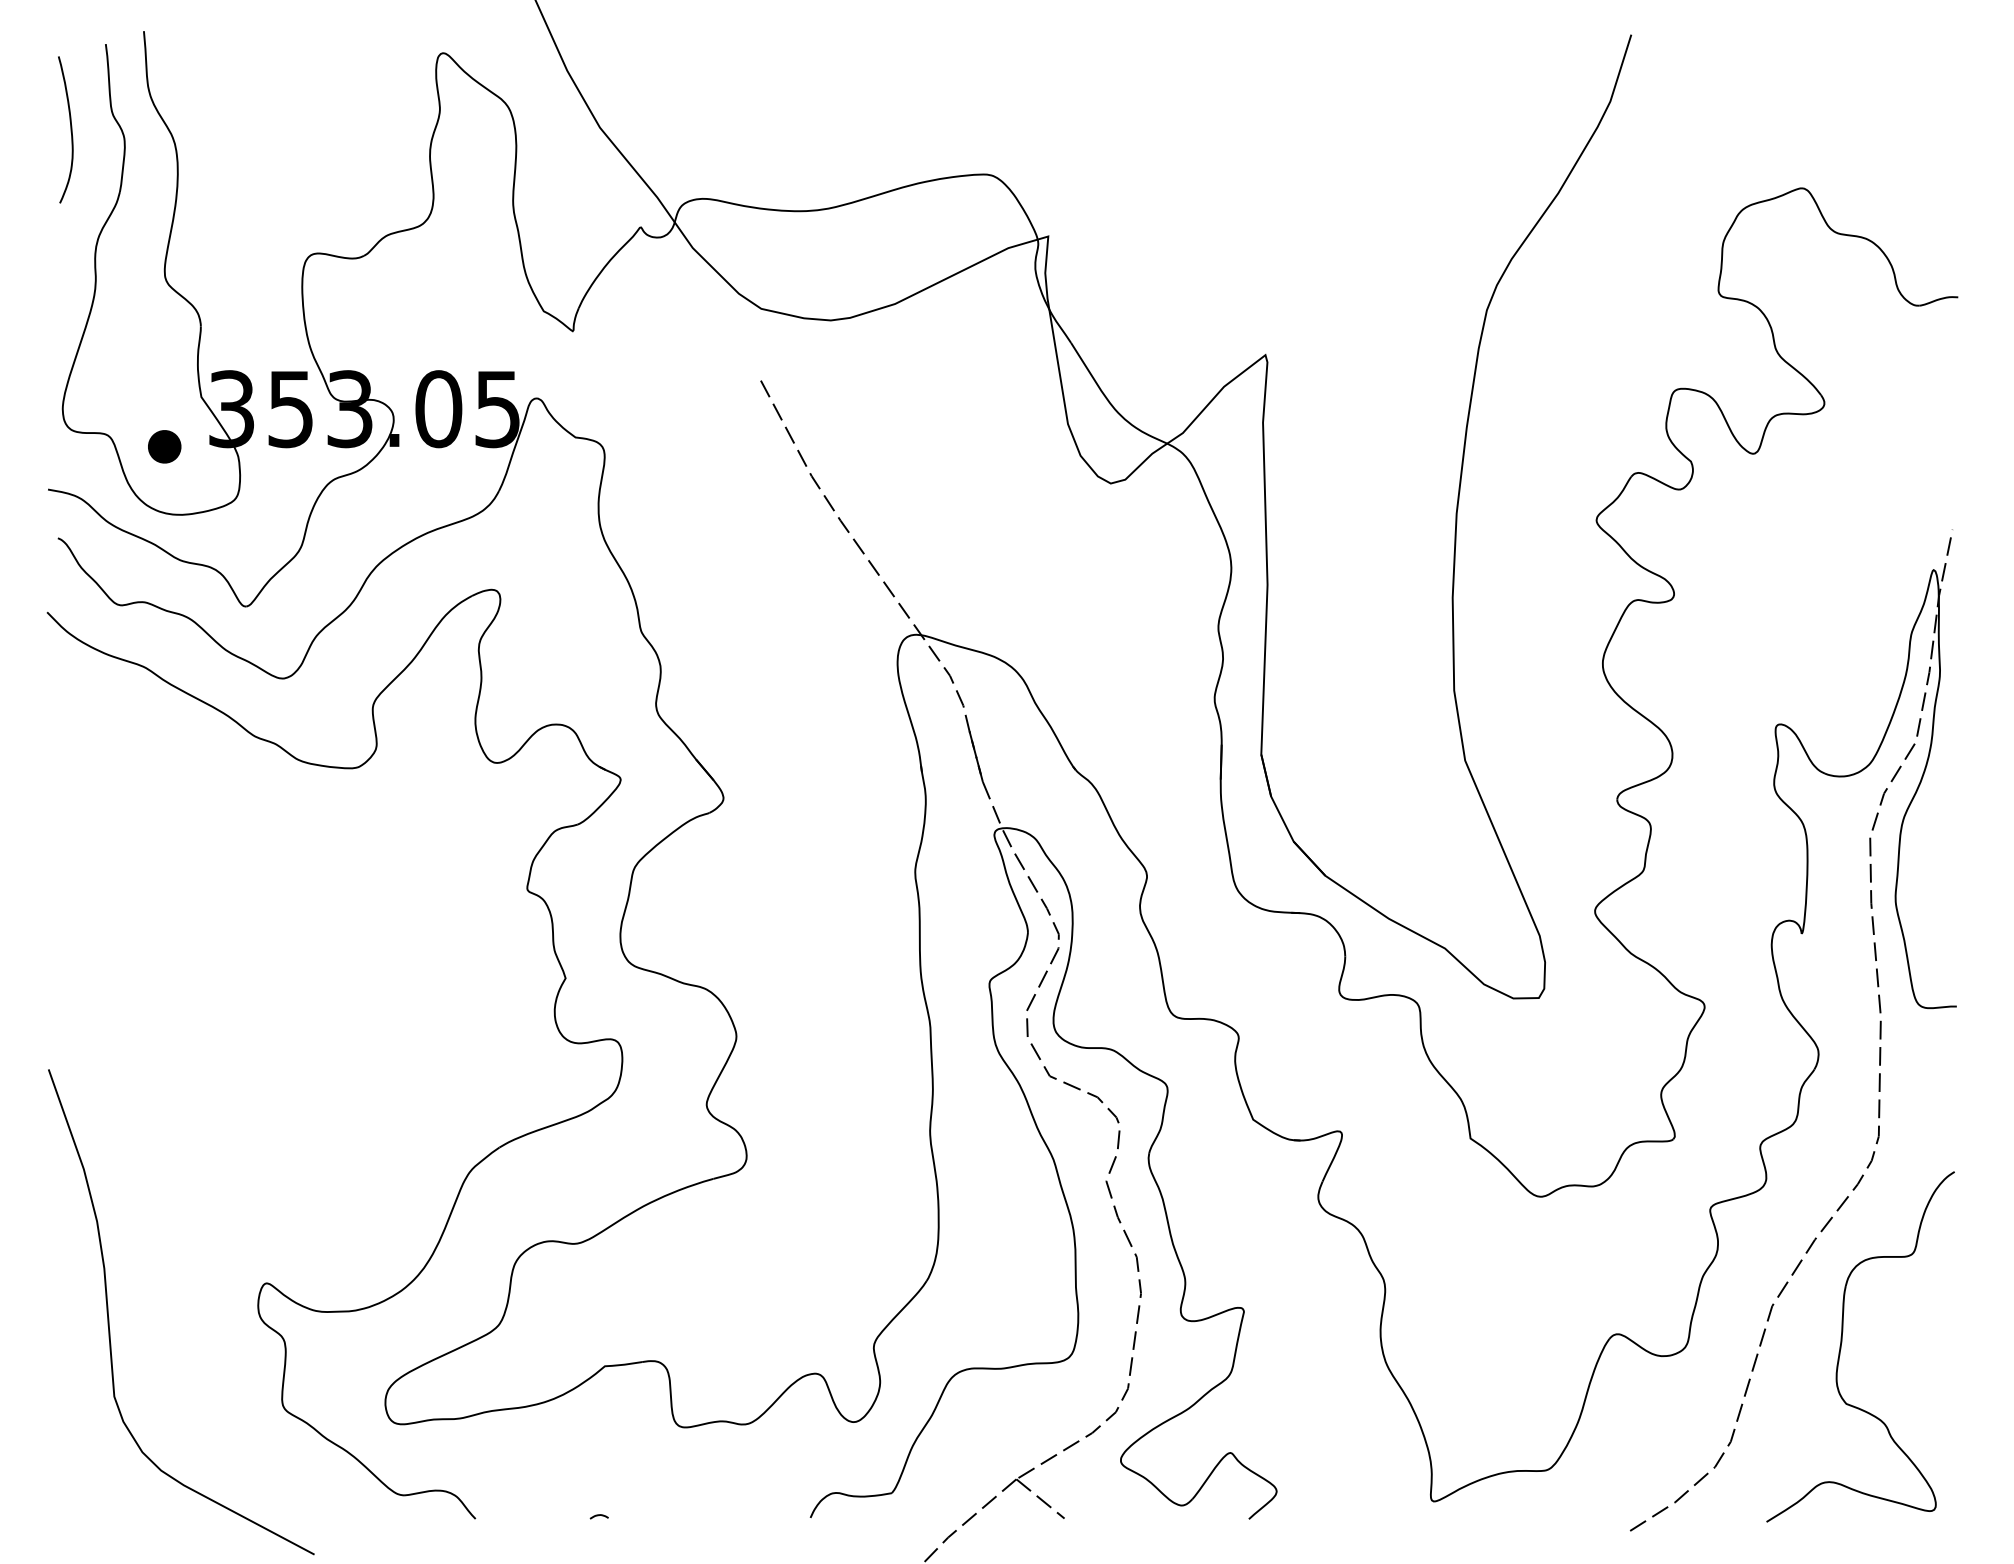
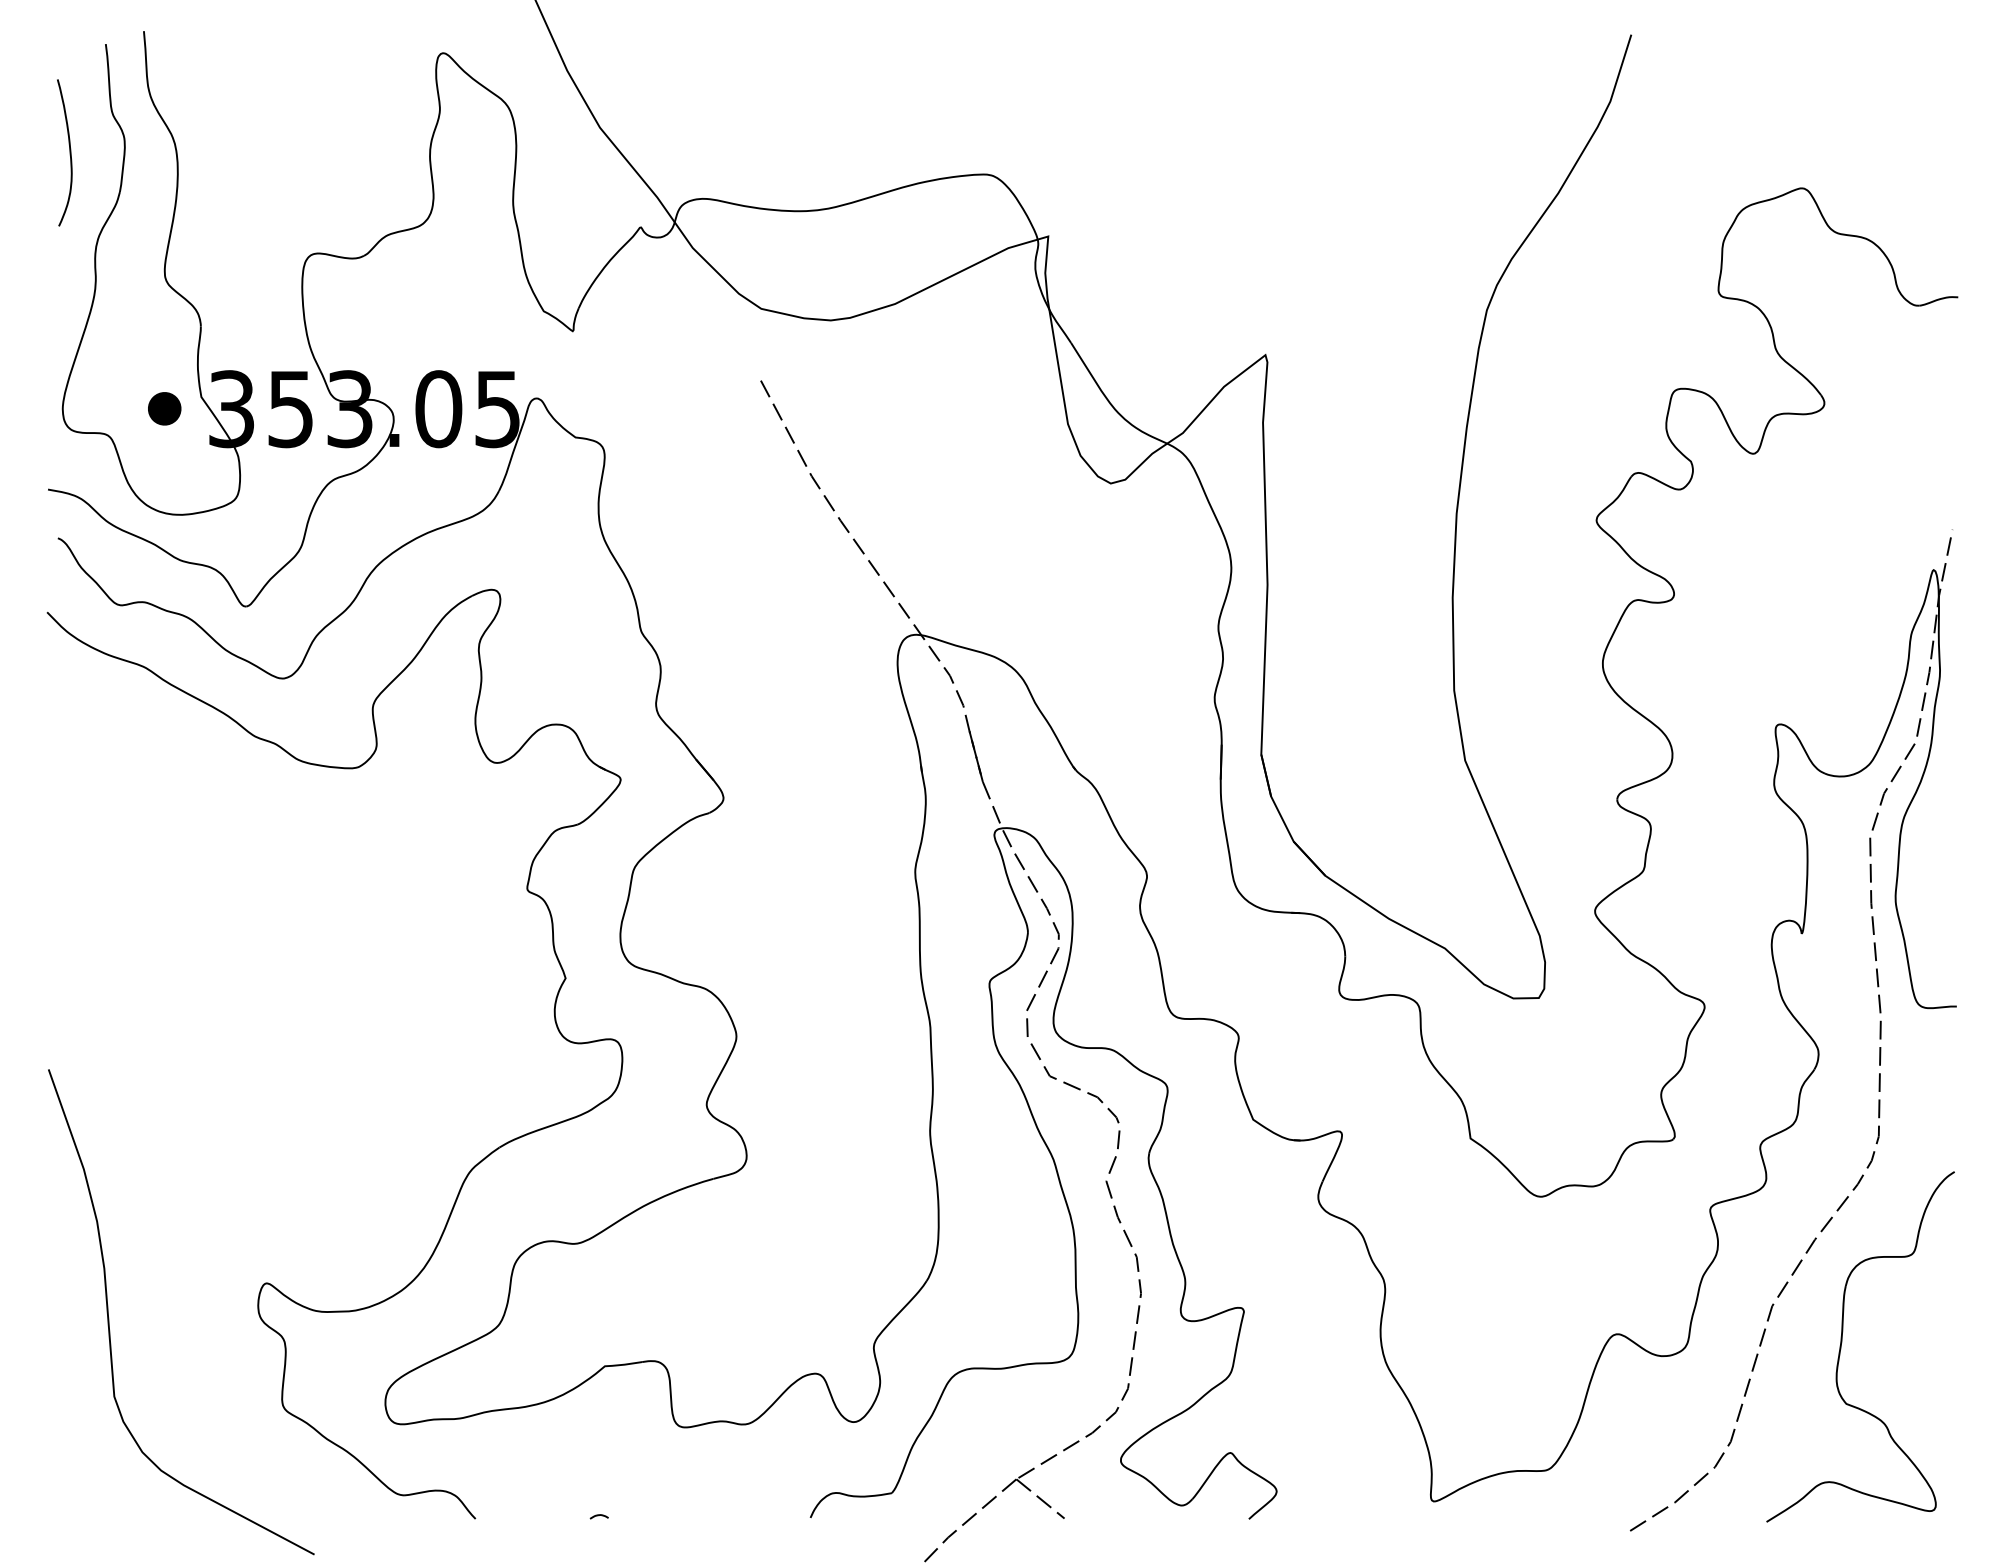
curve position: (70, 129) -> (69, 152) (69, 152)
part position: (164, 446) -> (164, 408) (164, 408)
